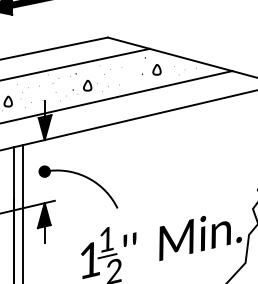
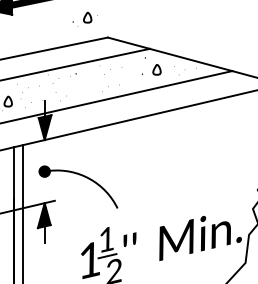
part position: (84, 86) -> (84, 18) (84, 18)
